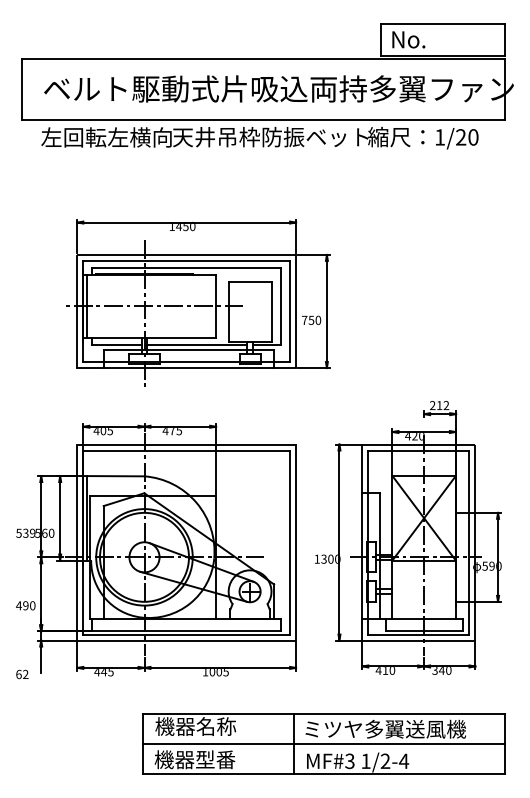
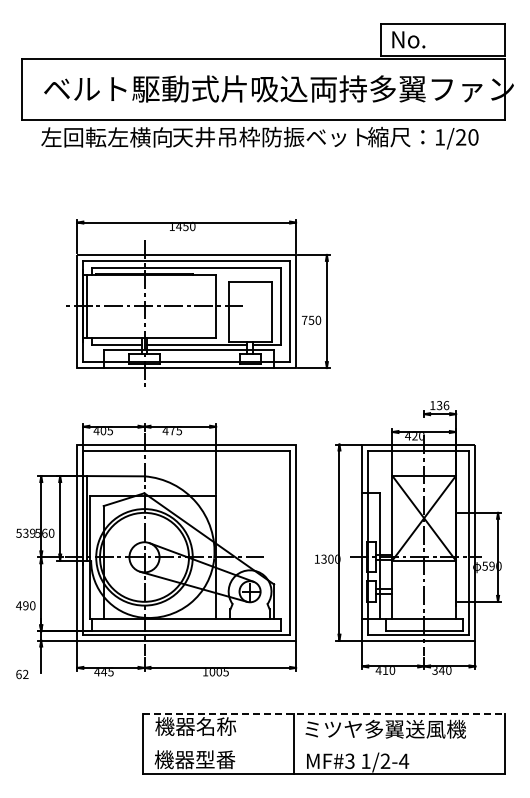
text: 212 -> 136 (439, 405)
line: solid -> dashed (323, 713)
line: present -> none (323, 743)
